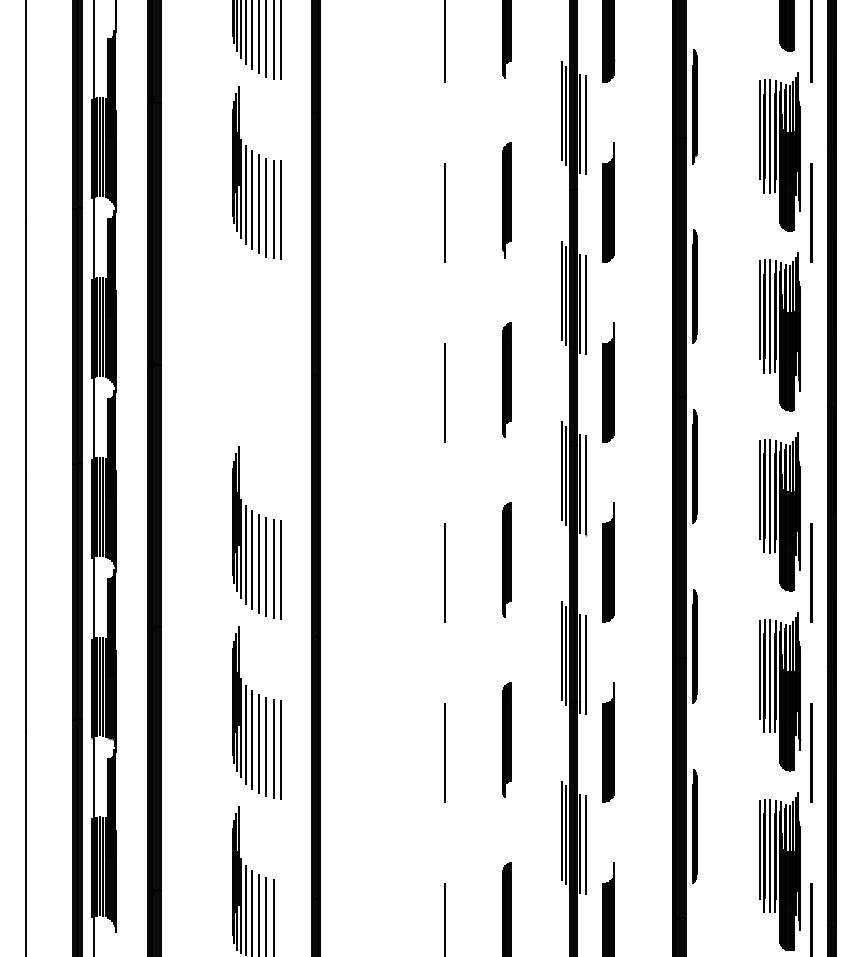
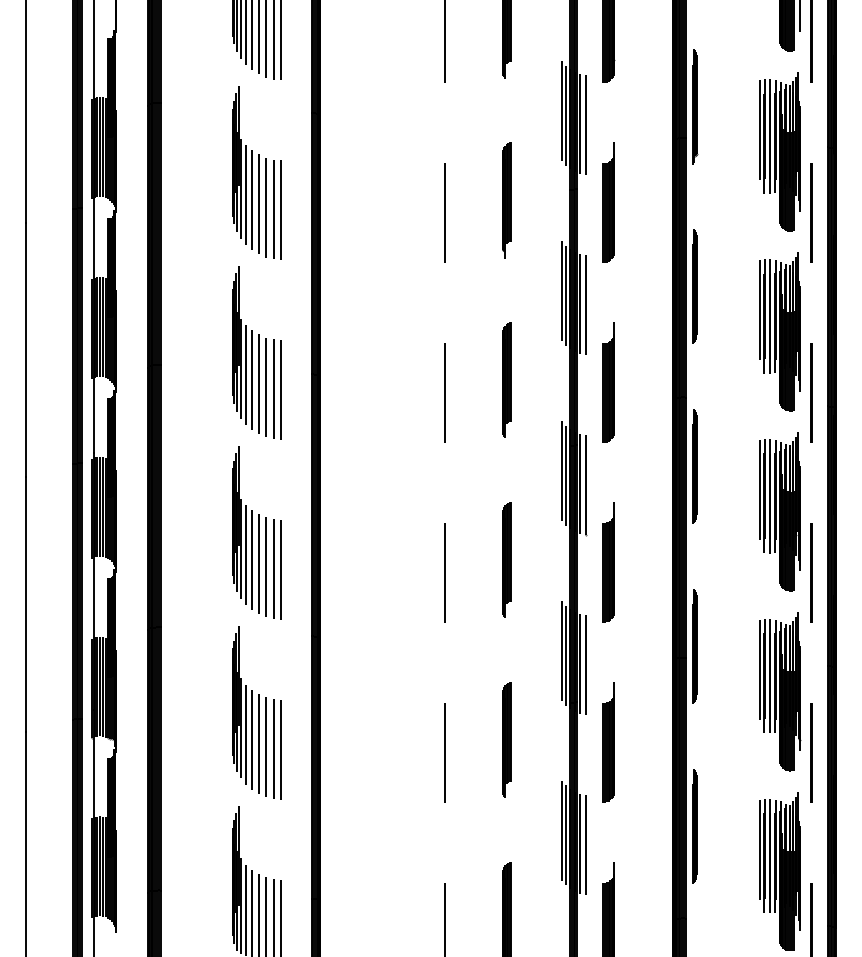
line: none -> present (800, 16)
part: none -> present (256, 352)
line: none -> present (811, 392)
line: none -> present (281, 916)
